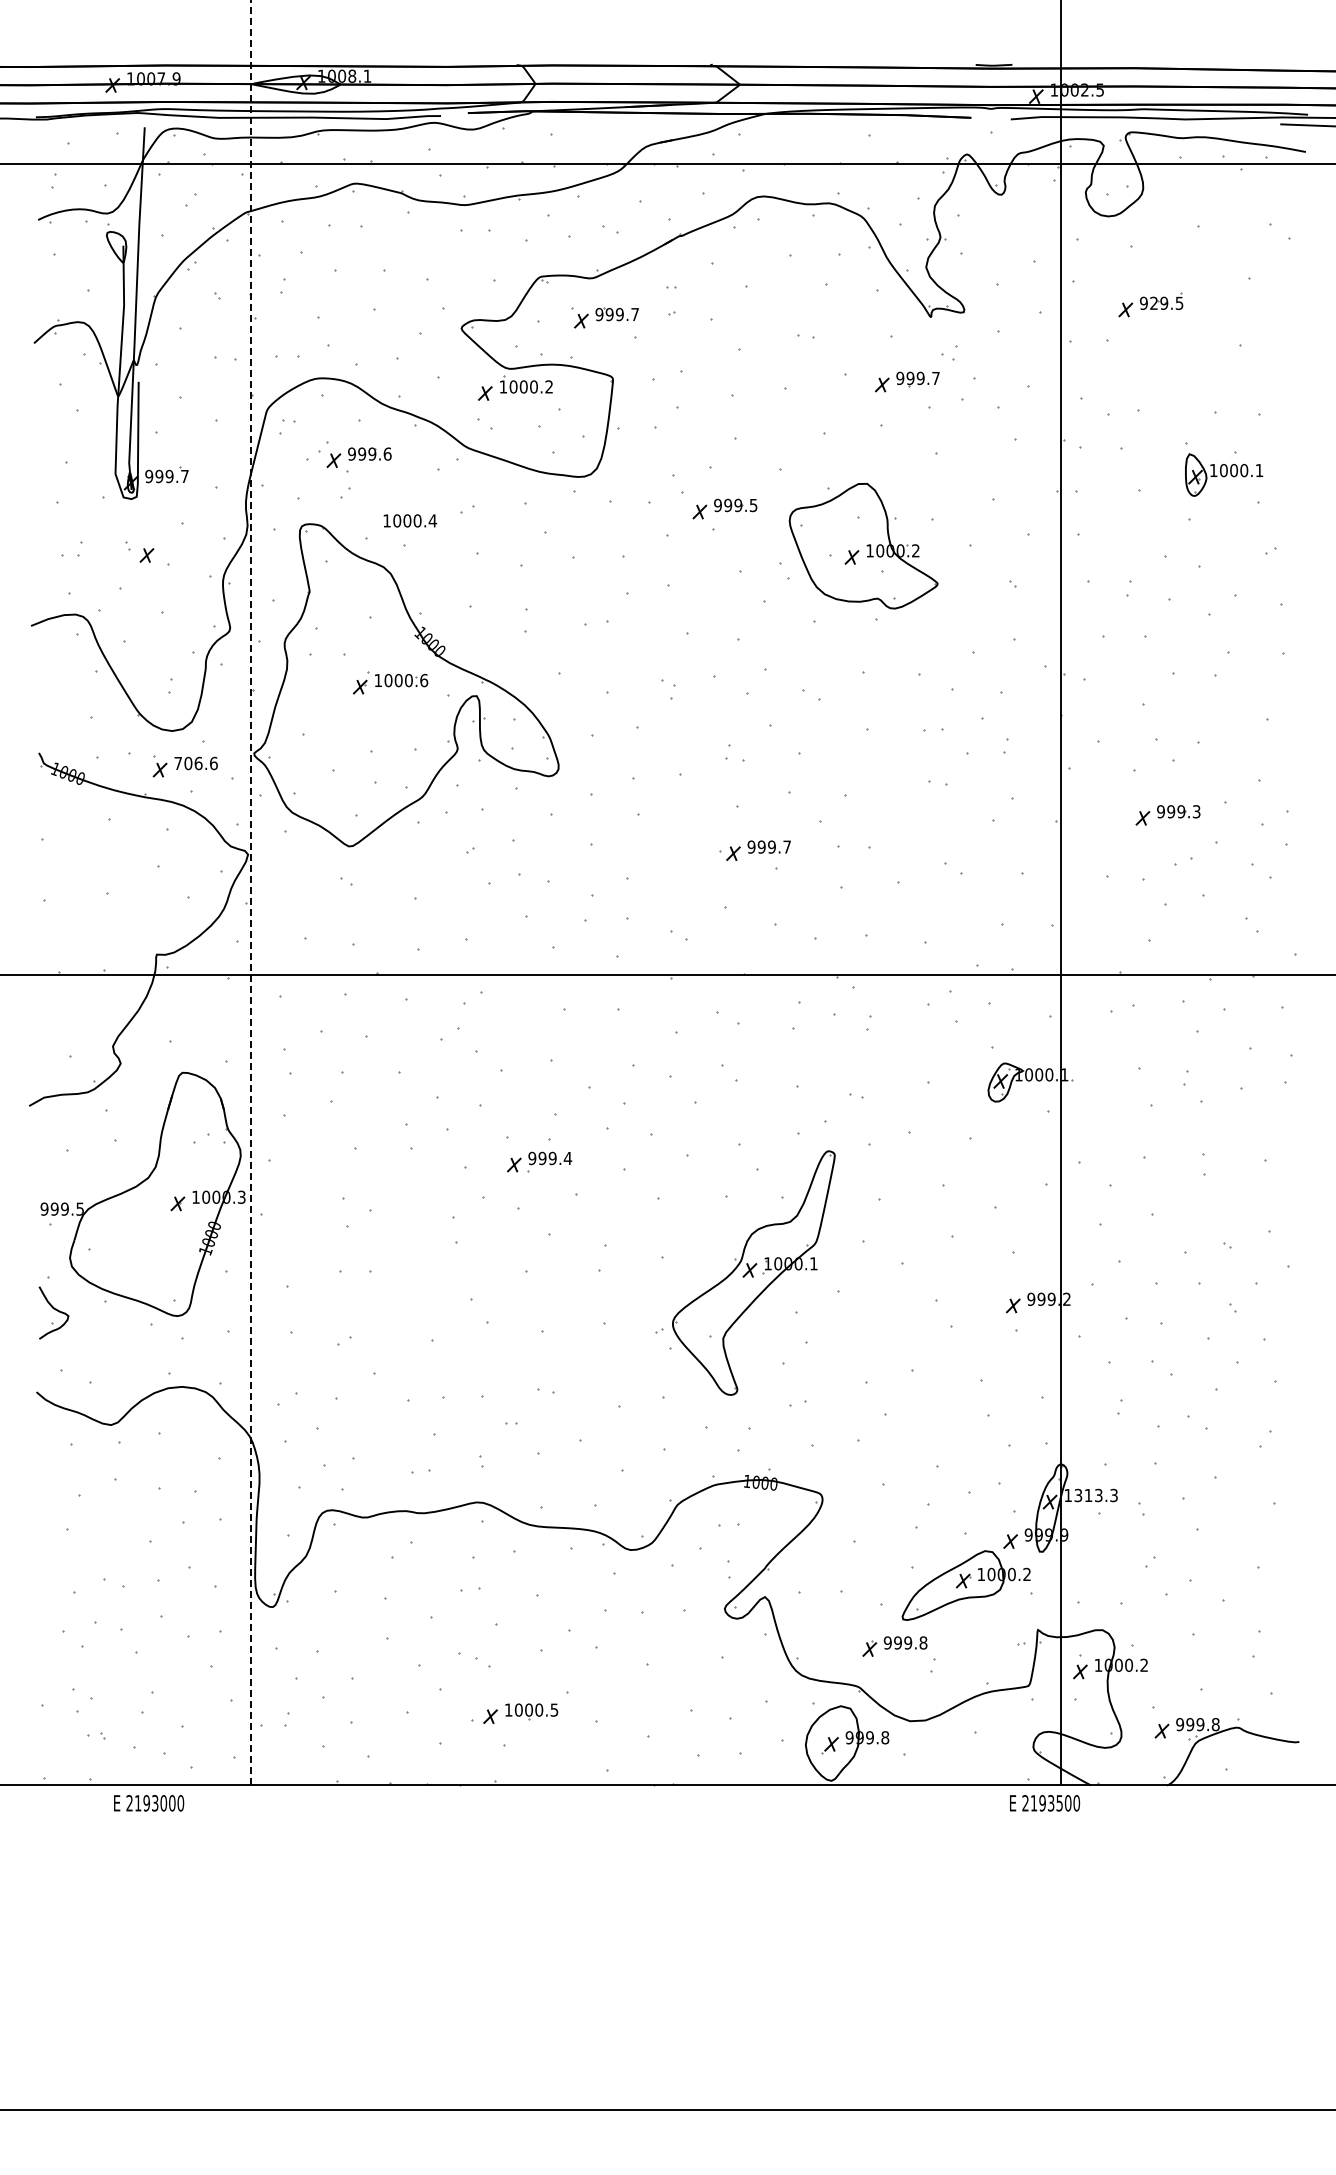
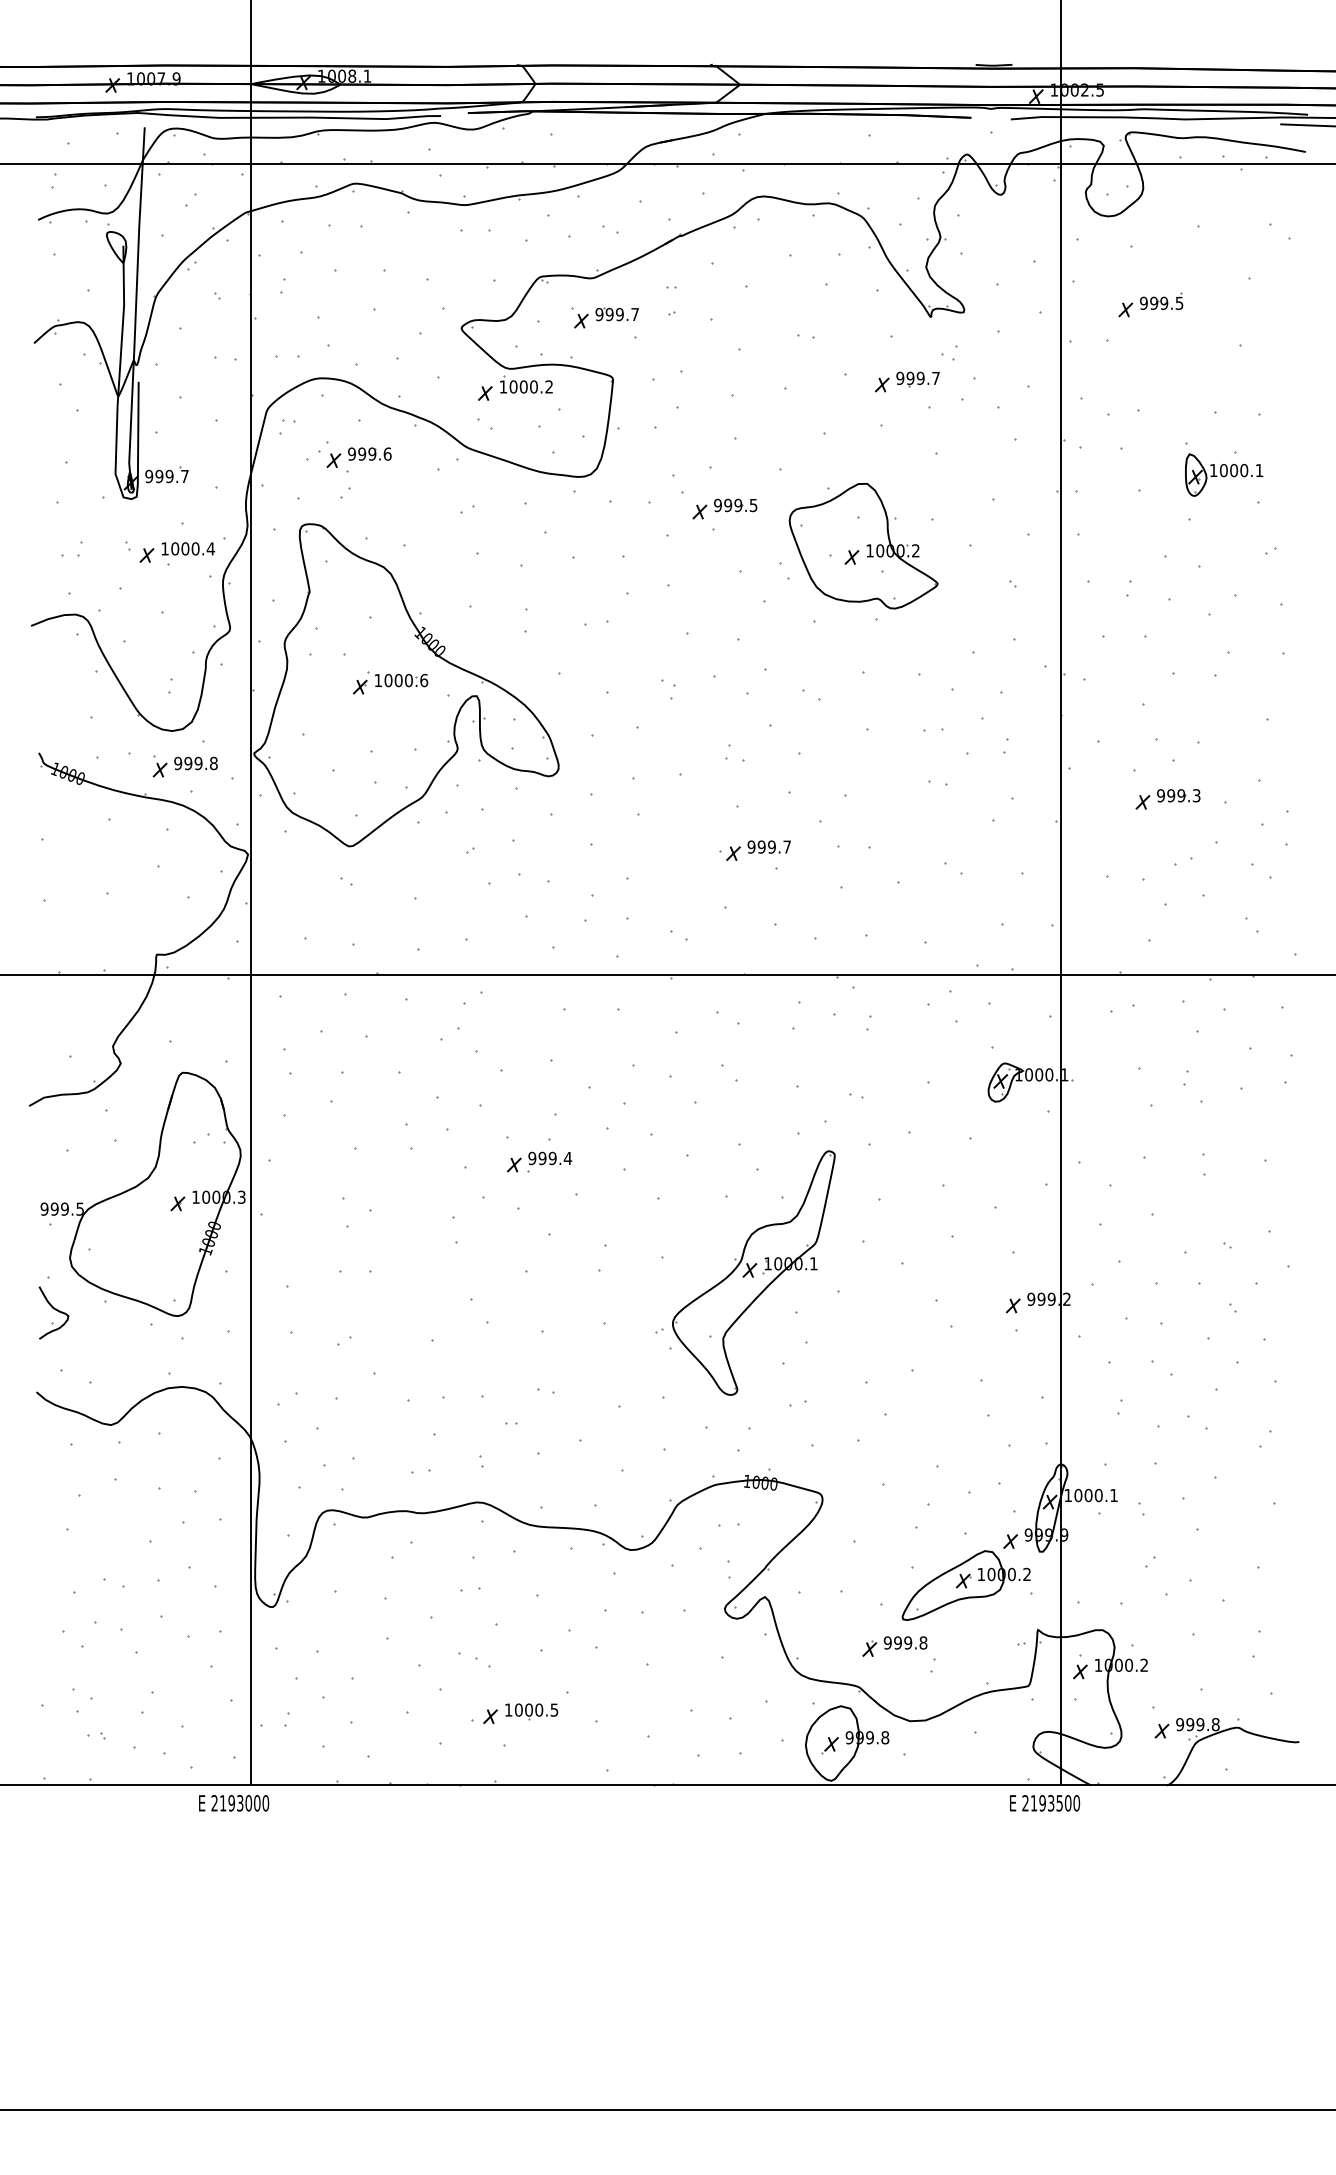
text: 929.5 -> 999.5 (1154, 302)
text position: (409, 520) -> (187, 548) (187, 548)
text: 706.6 -> 999.8 (195, 763)
part position: (1167, 815) -> (1167, 799) (1167, 799)
line: dashed -> solid (250, 892)
text: 1313.3 -> 1000.1 (1095, 1495)
text position: (149, 1803) -> (234, 1803) (234, 1803)
